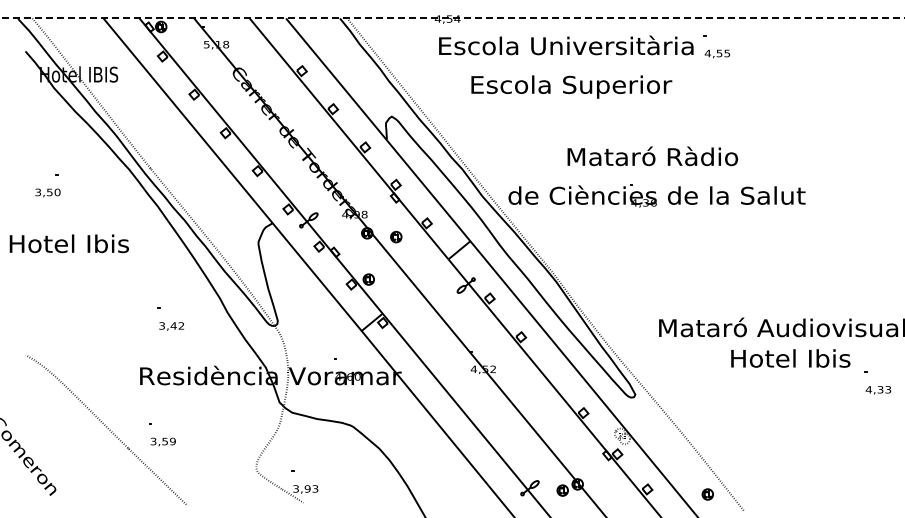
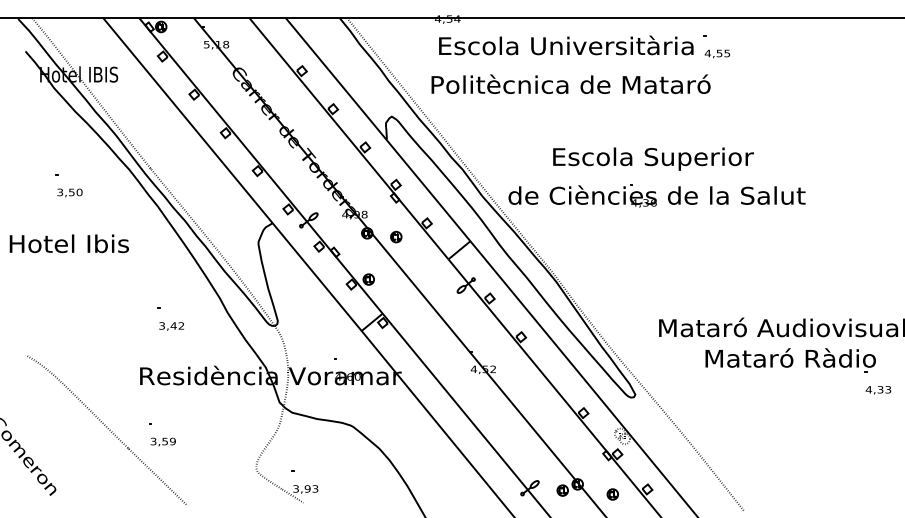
line: dashed -> solid (451, 18)
text: Escola Superior -> Politècnica de Mataró (570, 86)
text: Mataró Ràdio -> Escola Superior (653, 158)
text position: (47, 192) -> (69, 192) (69, 192)
text: Hotel Ibis -> Mataró Ràdio (790, 357)
part position: (707, 494) -> (612, 494) (612, 494)
